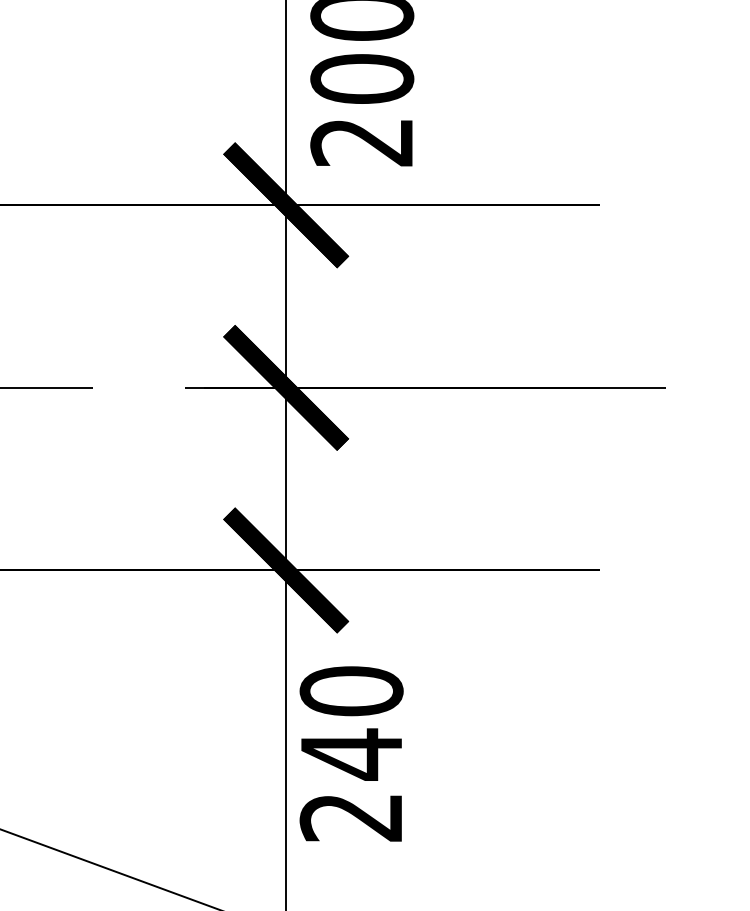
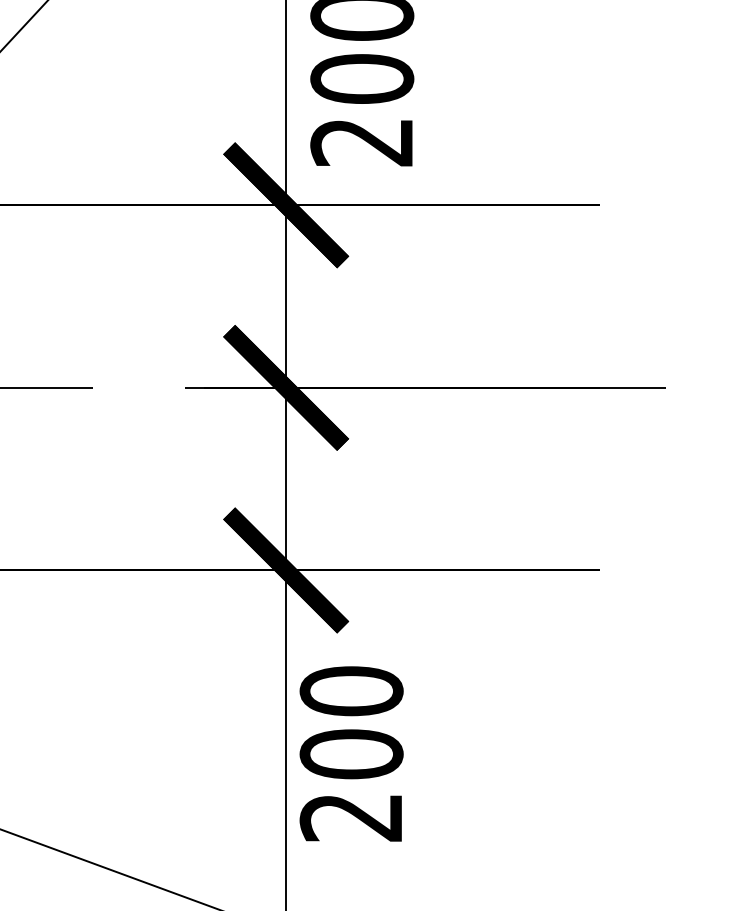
line: none -> present (23, 25)
text: 240 -> 200 (351, 754)
